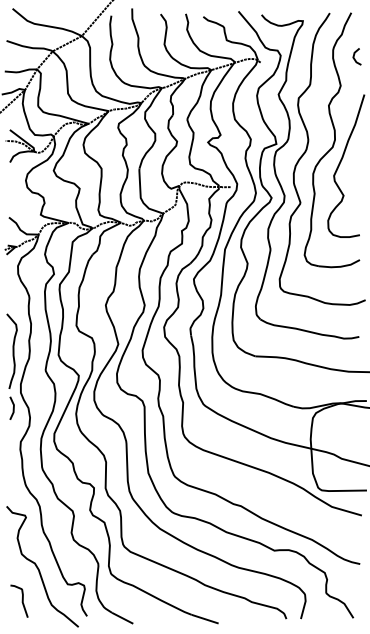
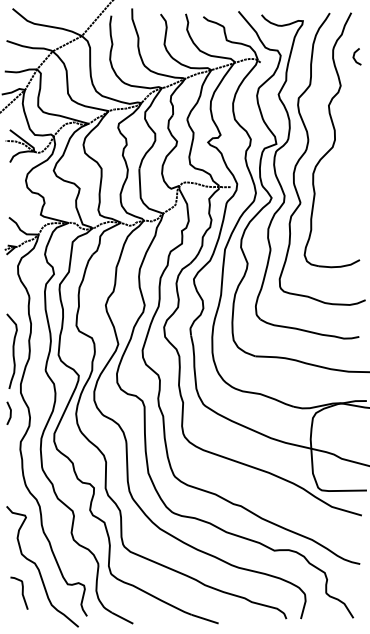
curve: present -> none (341, 162)
line position: (12, 408) -> (9, 413) (9, 413)
curve position: (21, 600) -> (21, 592) (21, 592)
